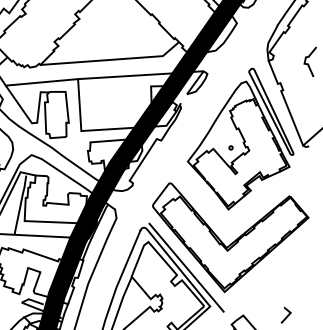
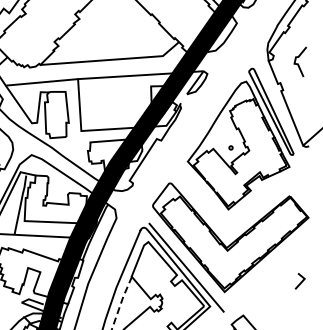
curve position: (308, 63) -> (298, 63) (298, 63)
line: solid -> dashed (121, 301)
line position: (286, 316) -> (300, 282) (300, 282)
